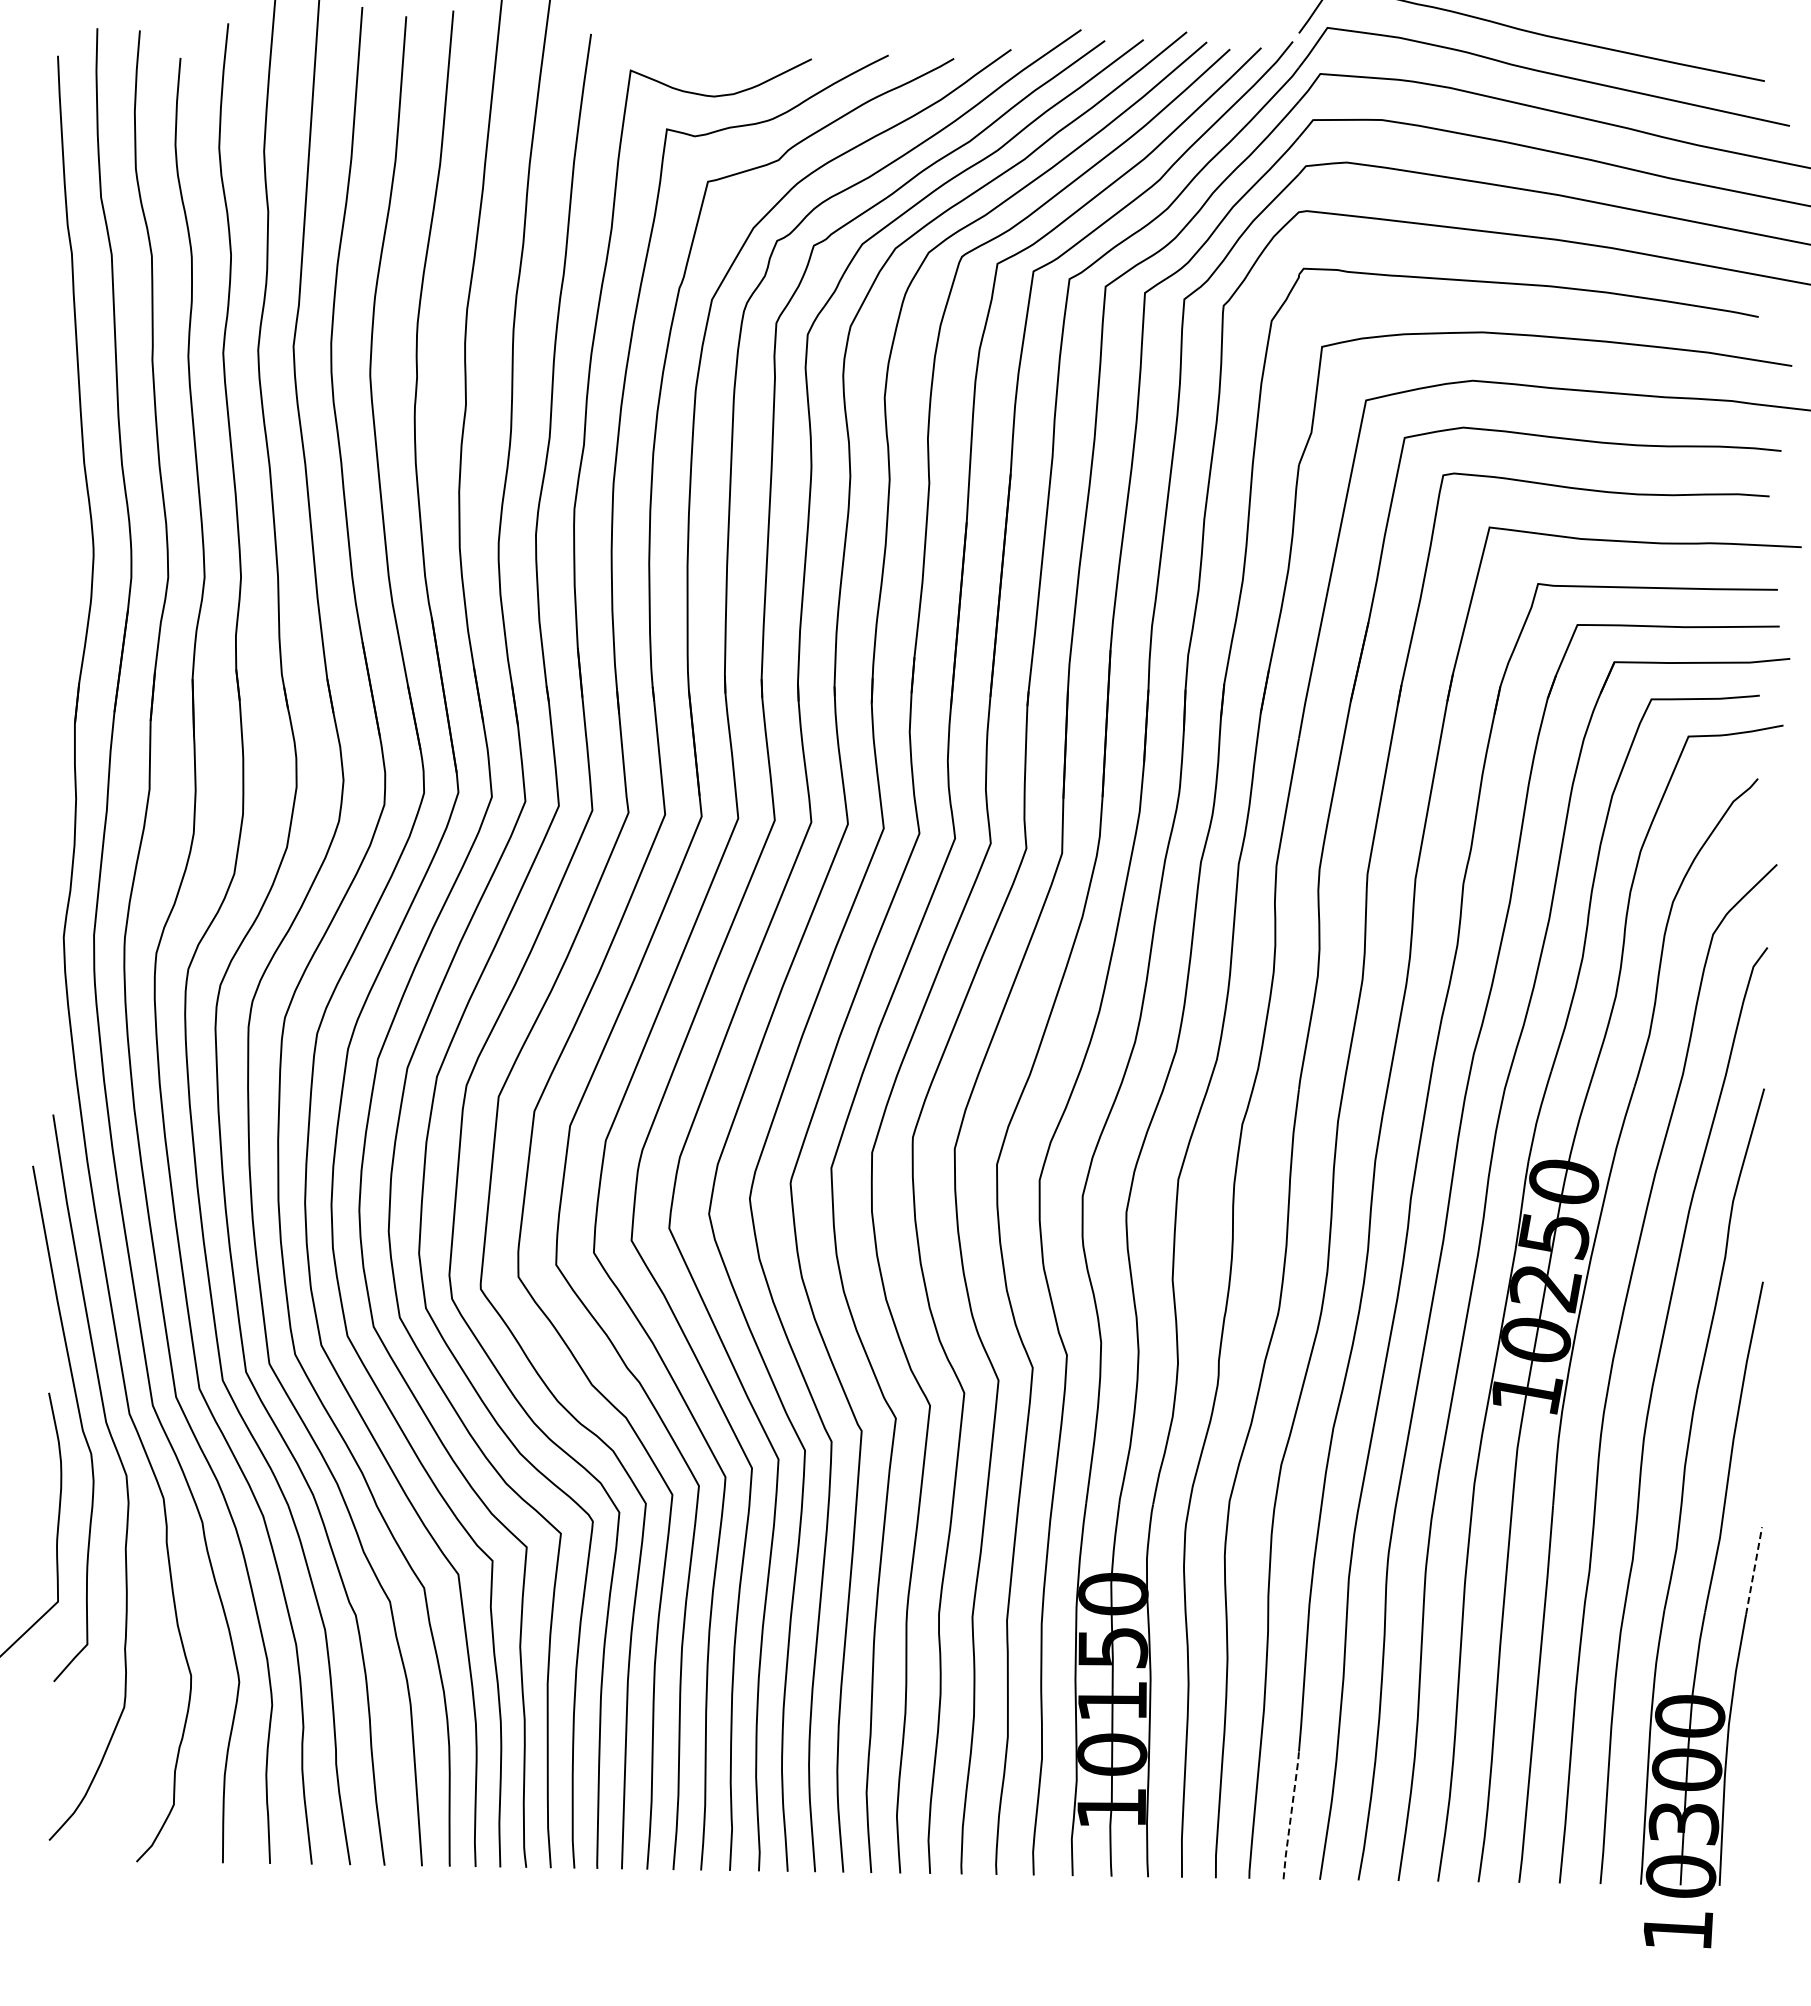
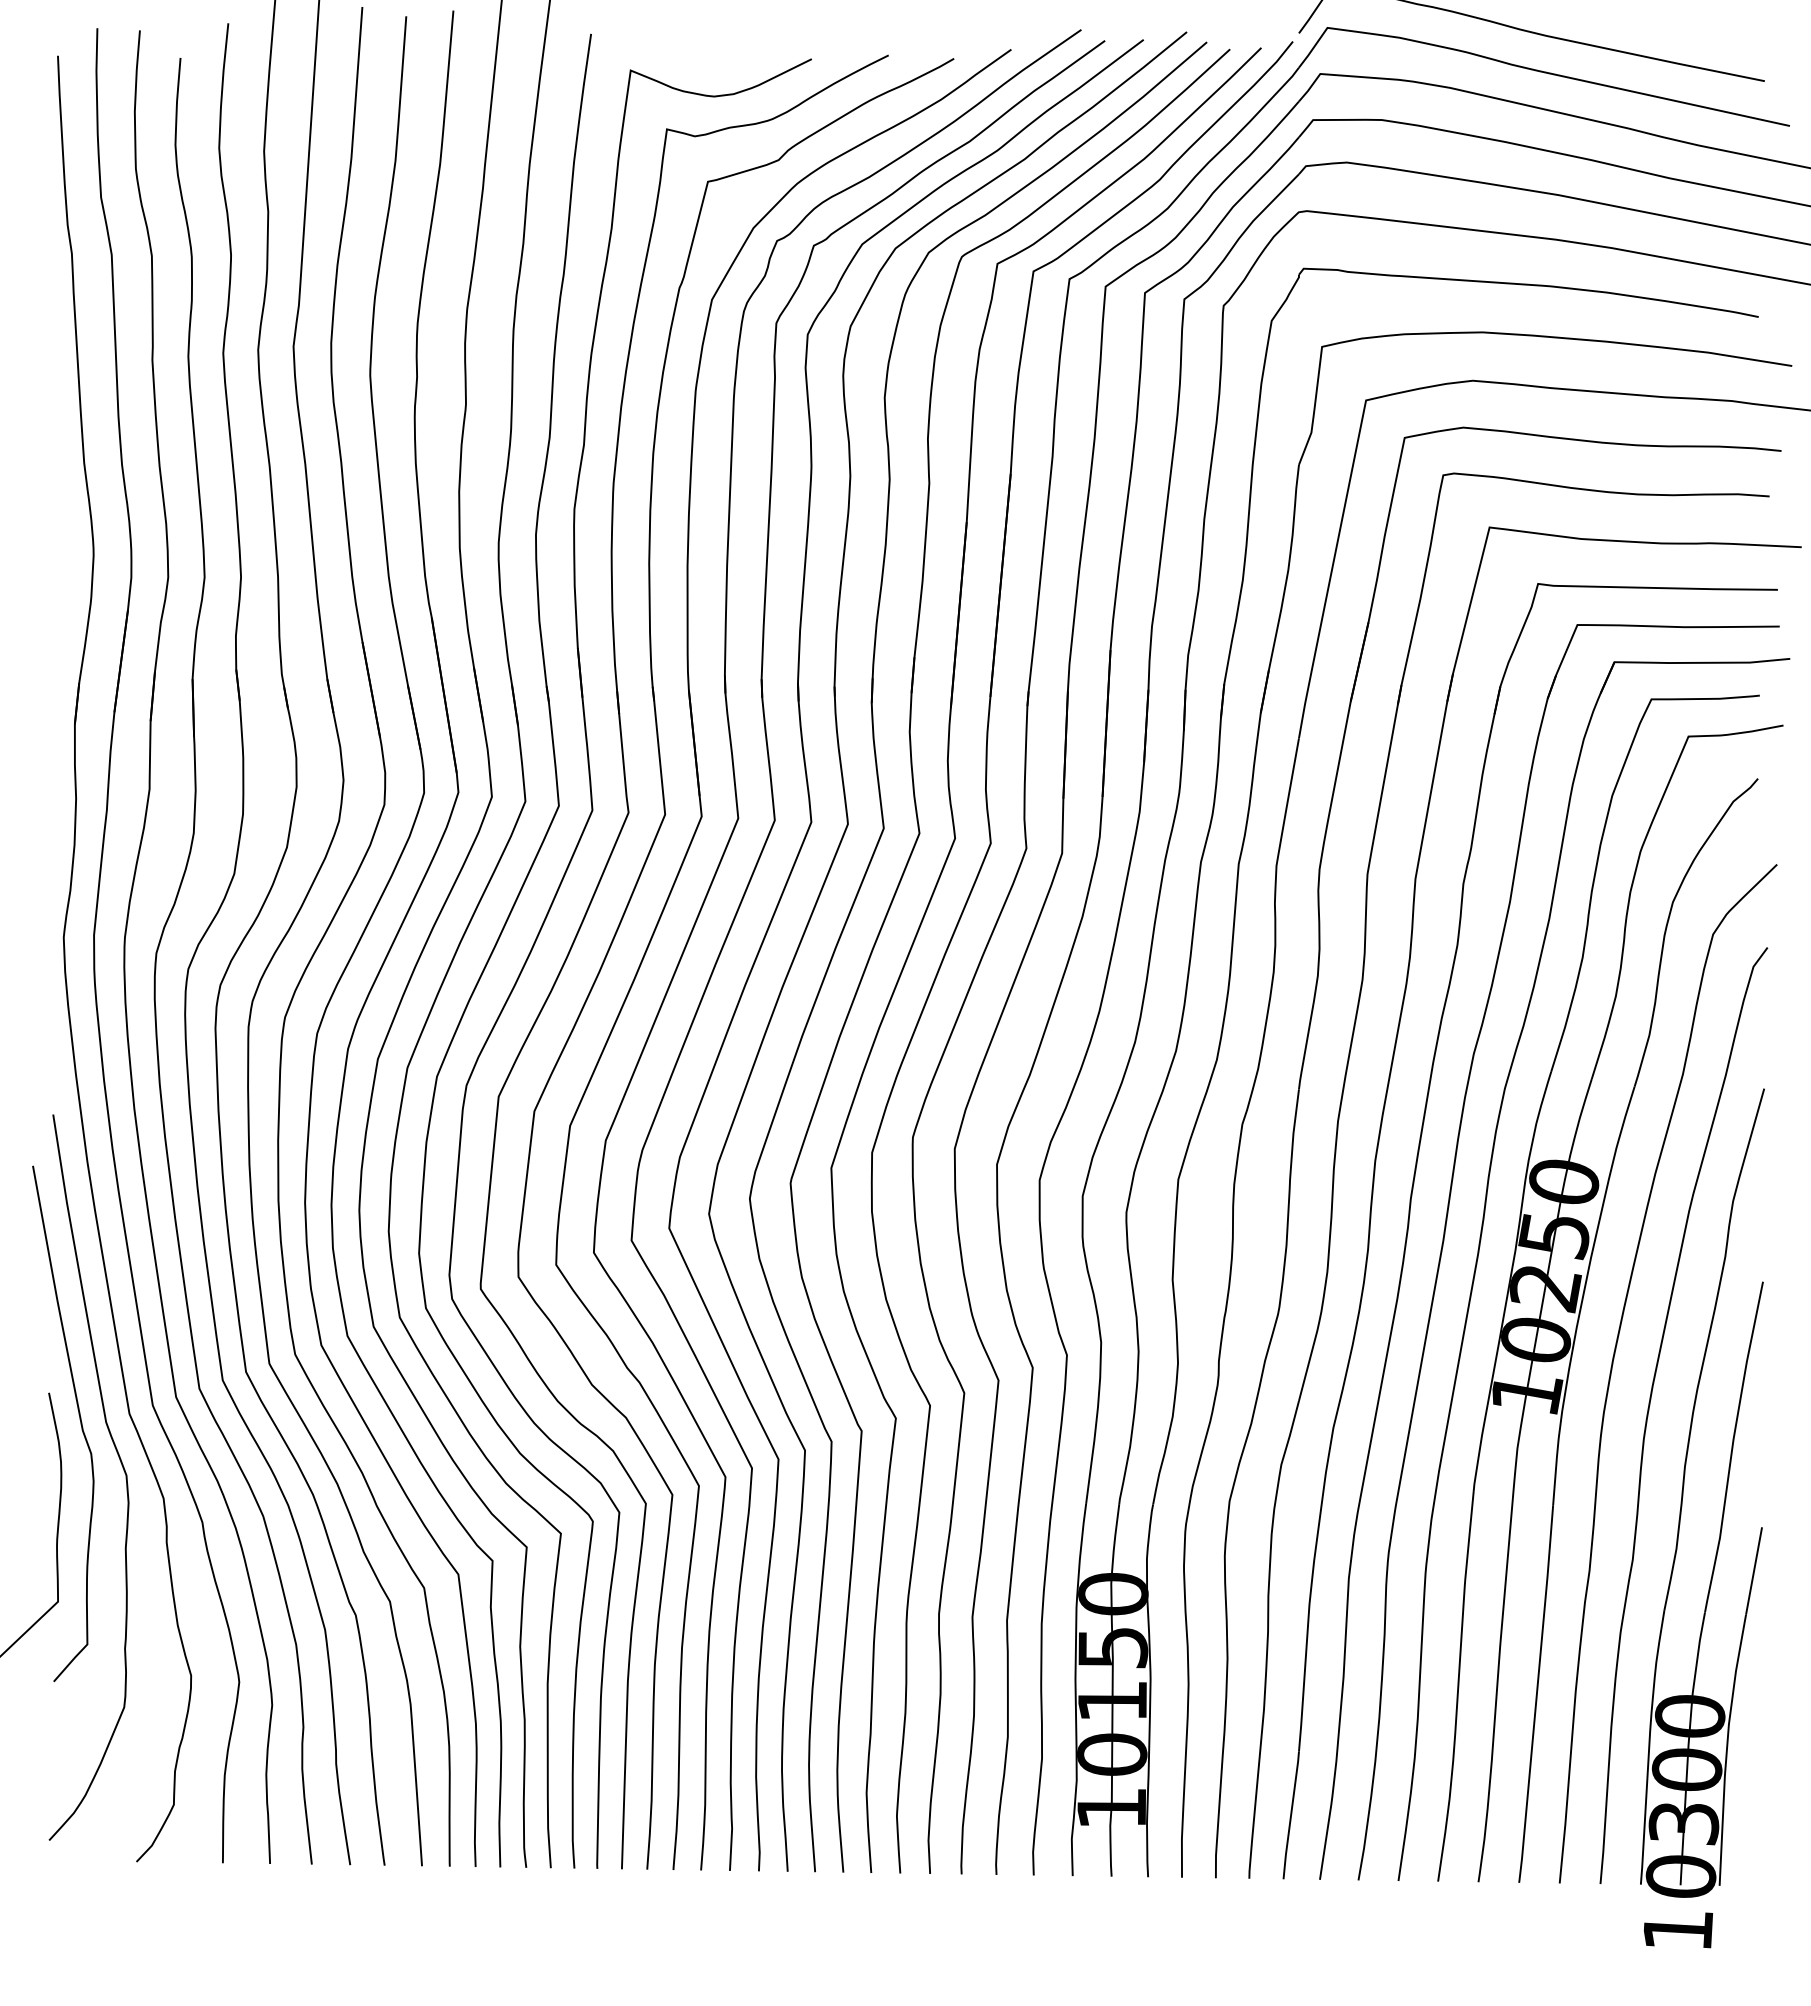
line: dashed -> solid (1754, 1570)
line: dashed -> solid (1291, 1814)
